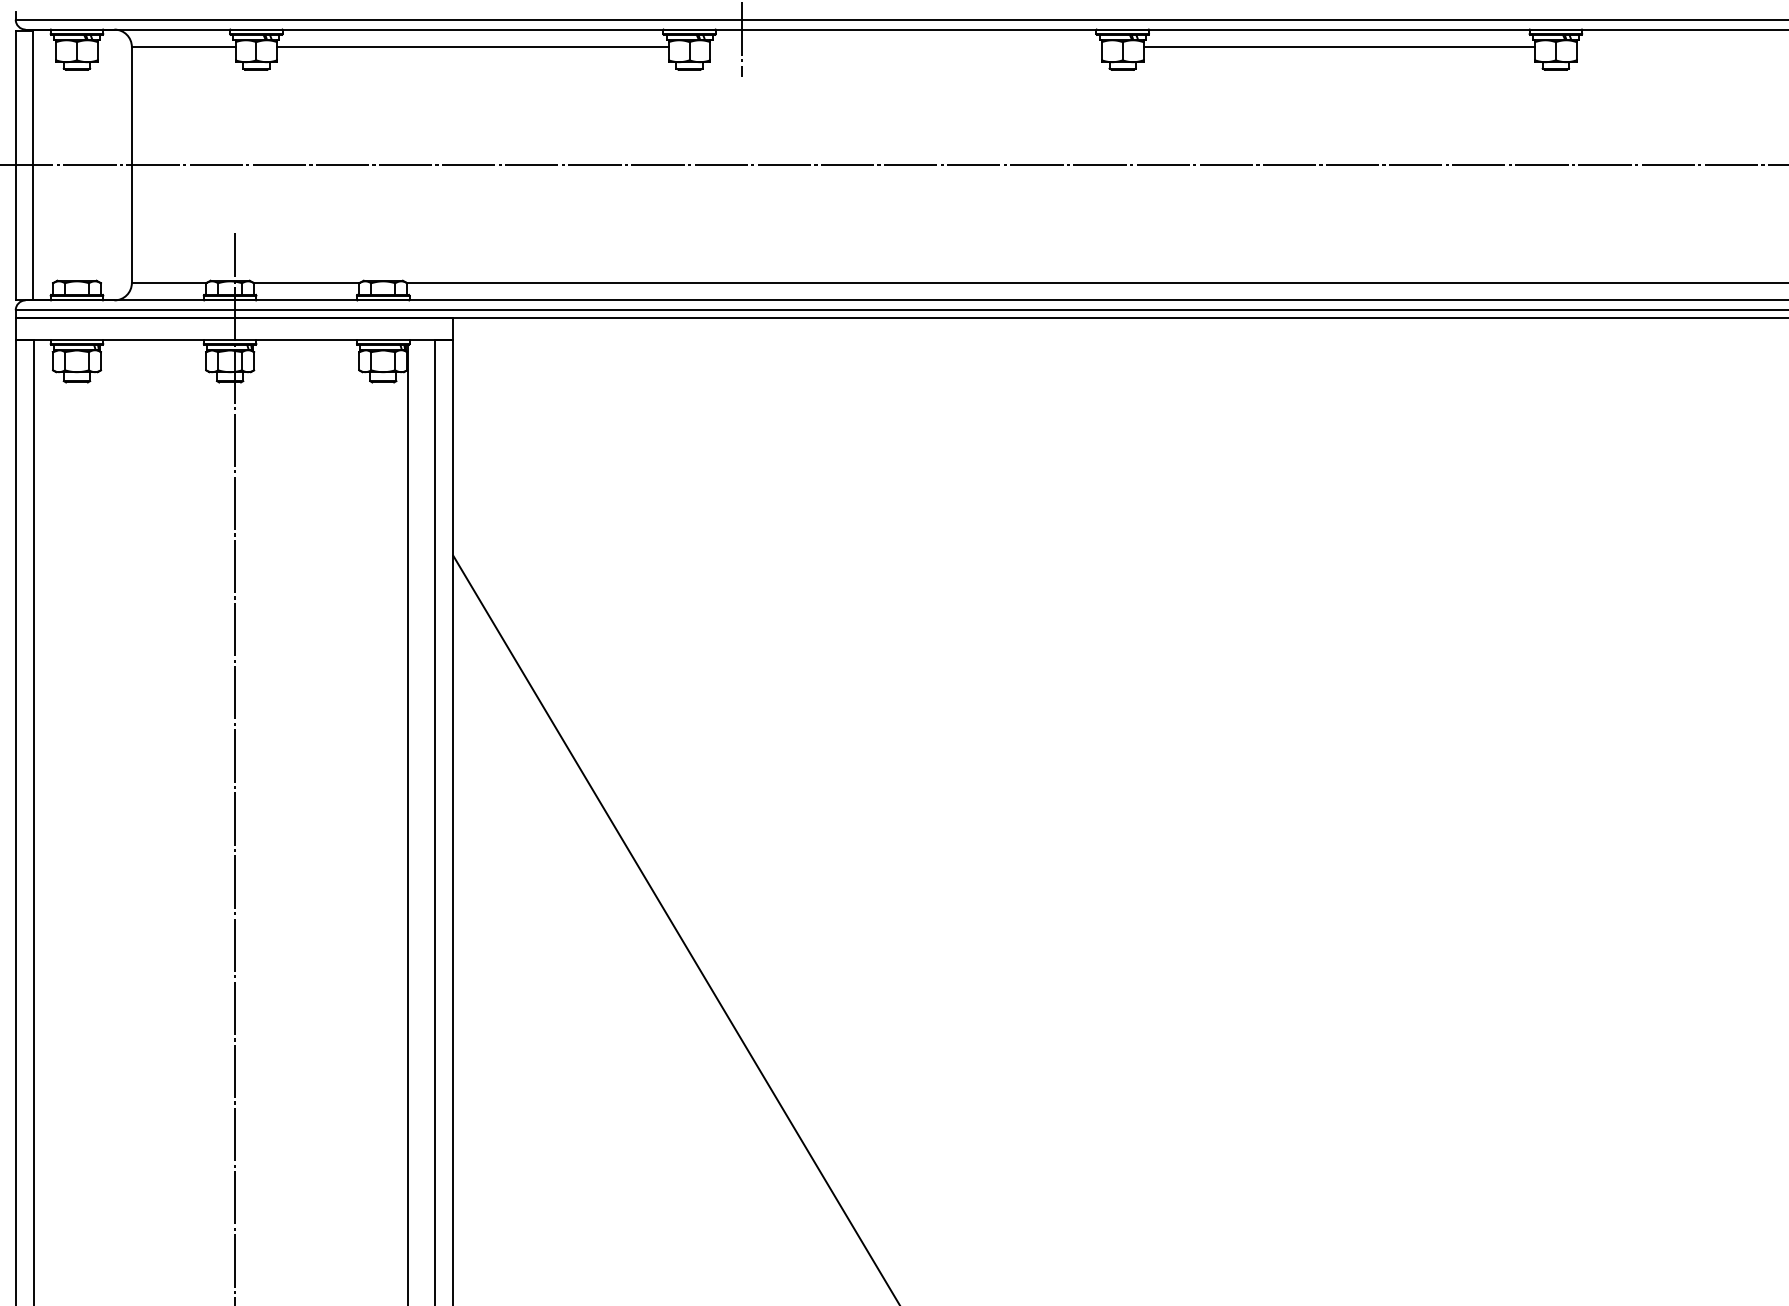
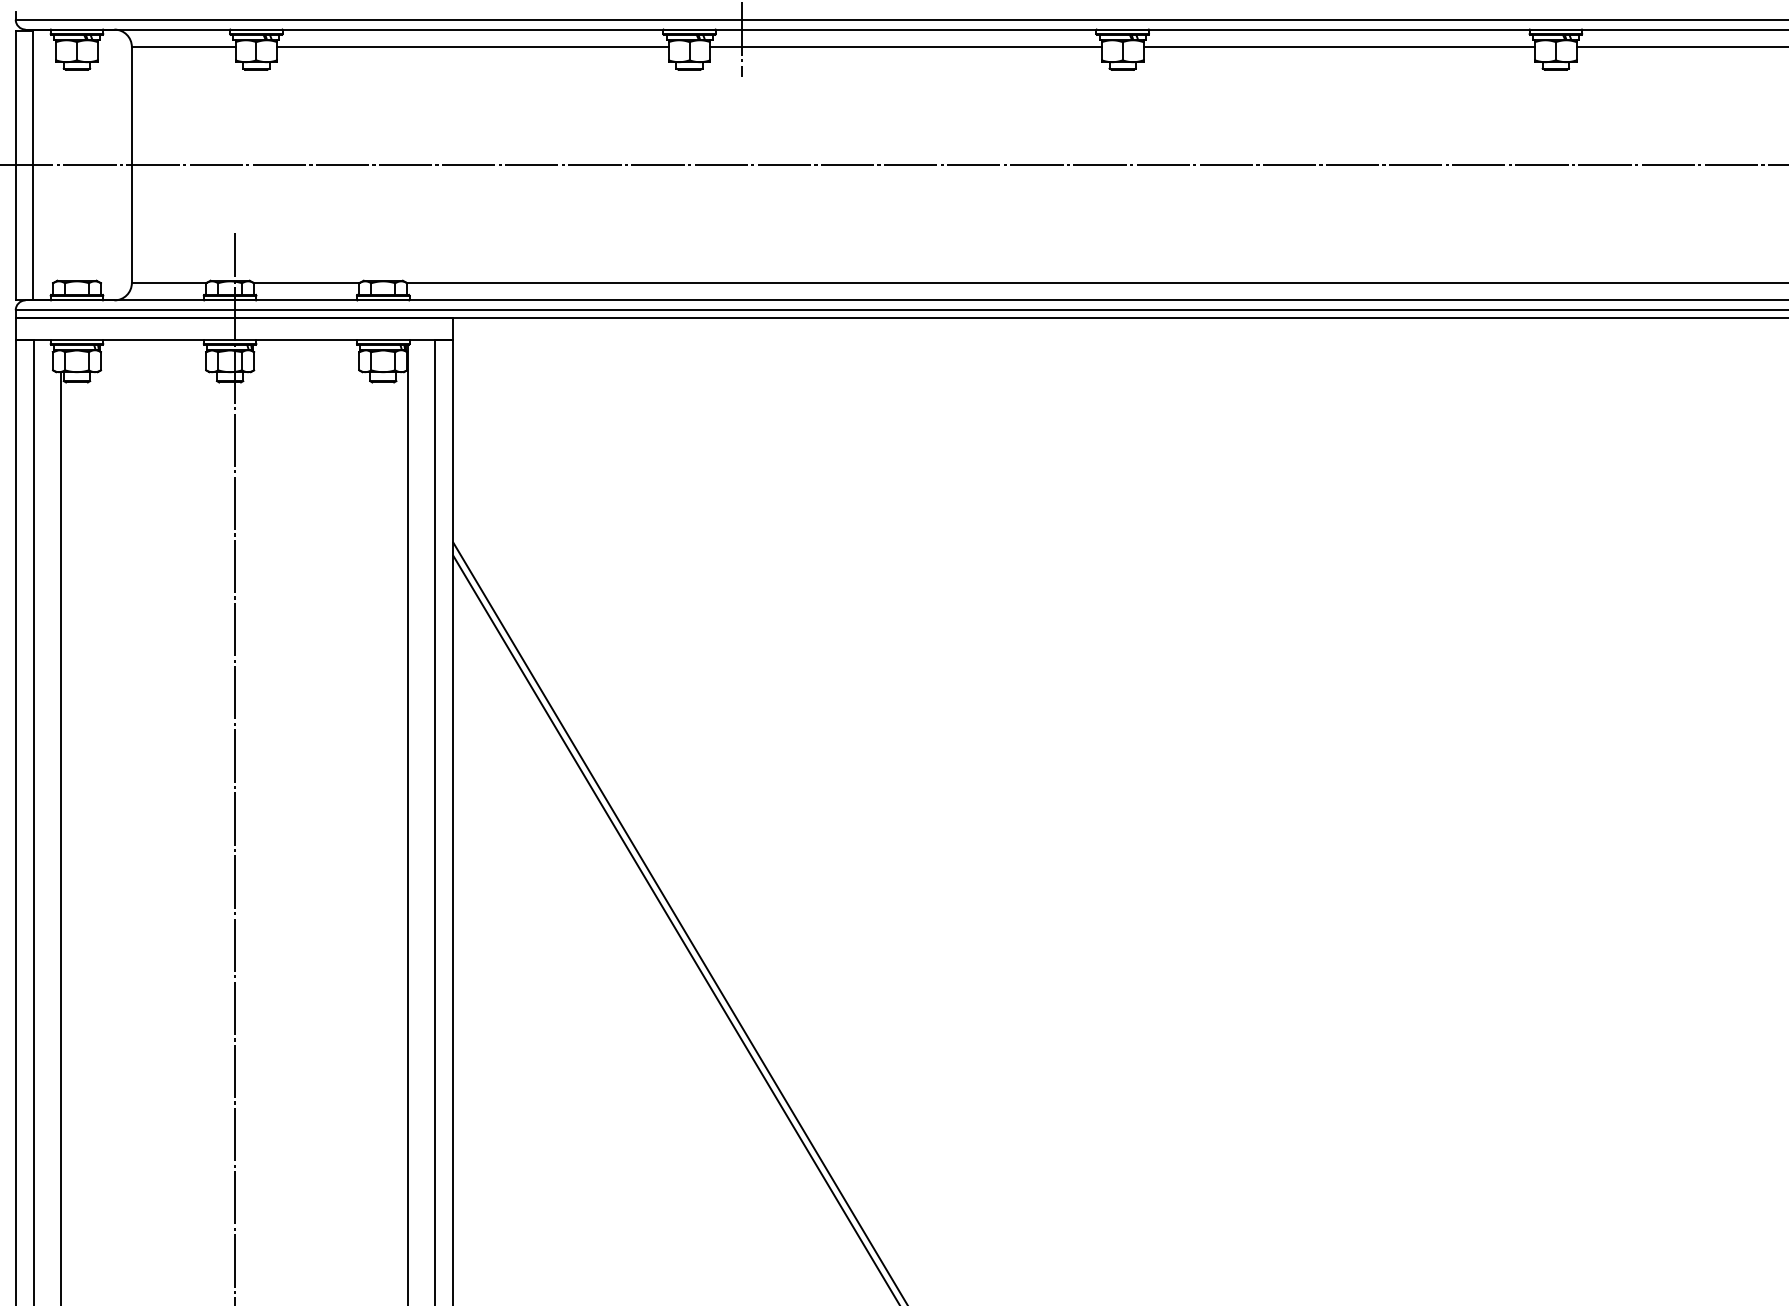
line: none -> present (905, 47)
line: none -> present (1680, 47)
line: none -> present (60, 837)
line: none -> present (679, 922)
